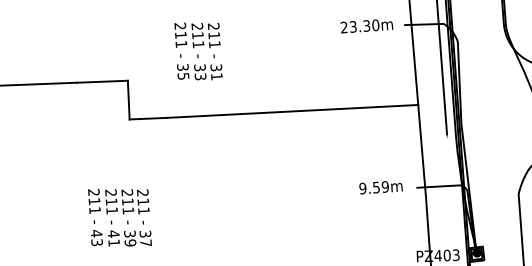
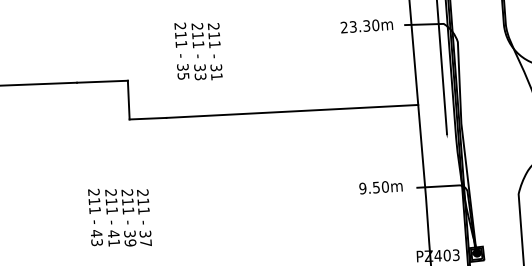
text: 9.59m -> 9.50m (384, 186)
